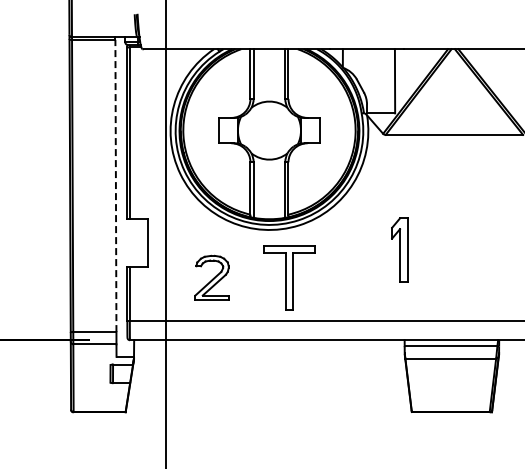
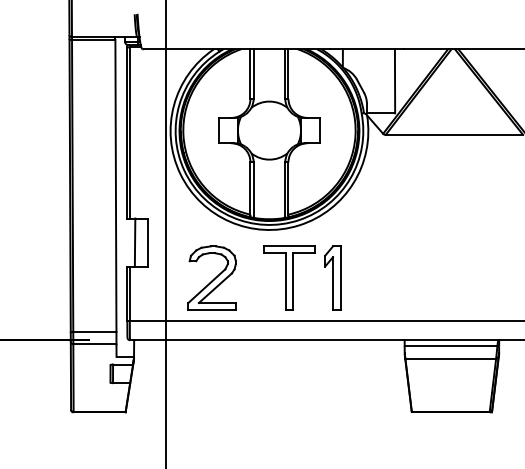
line: dashed -> solid (115, 185)
line: none -> present (134, 242)
part position: (399, 249) -> (332, 277) (332, 277)
part size: 36x47 px -> 50x66 px (211, 277)
